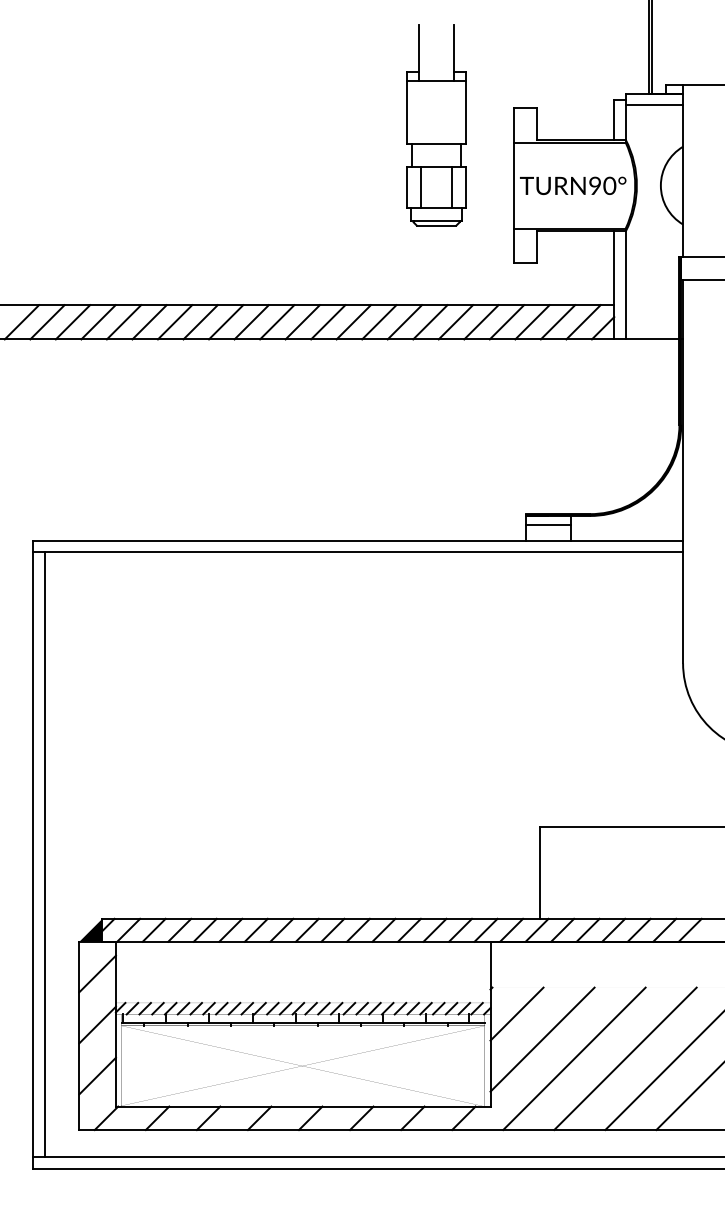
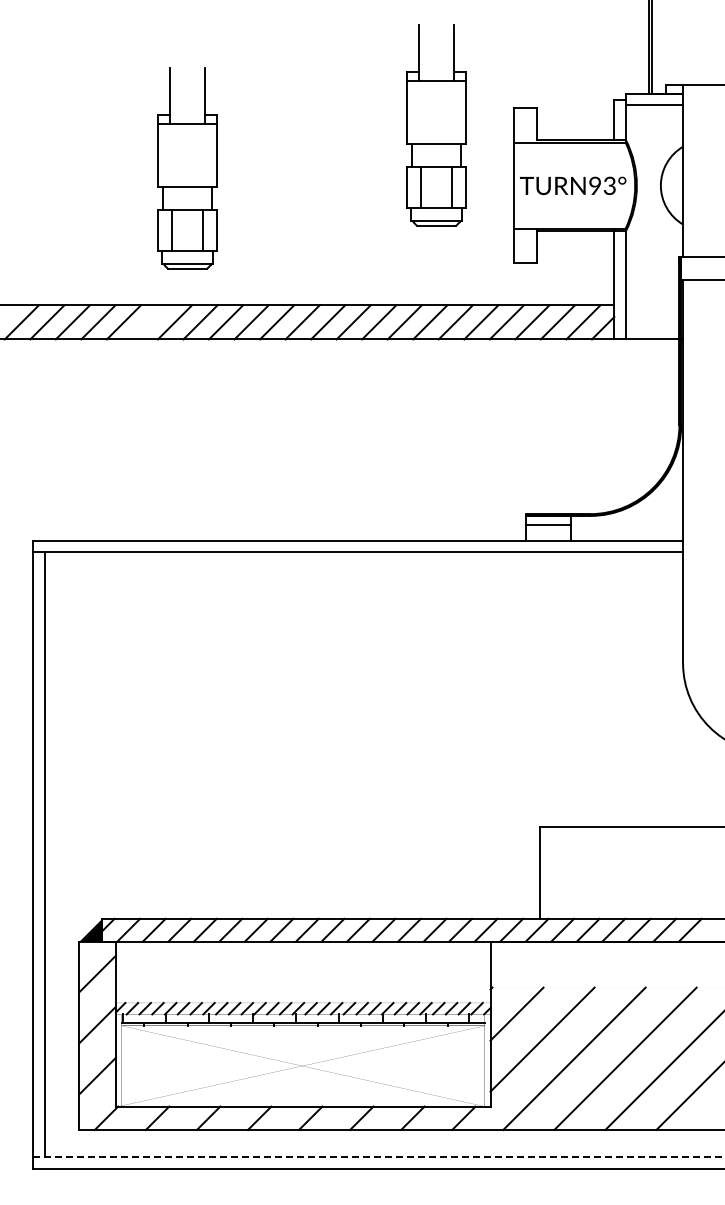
part: none -> present (187, 168)
text: TURN90° -> TURN93° (609, 185)
line: present -> none (149, 322)
line: solid -> dashed (379, 1157)
